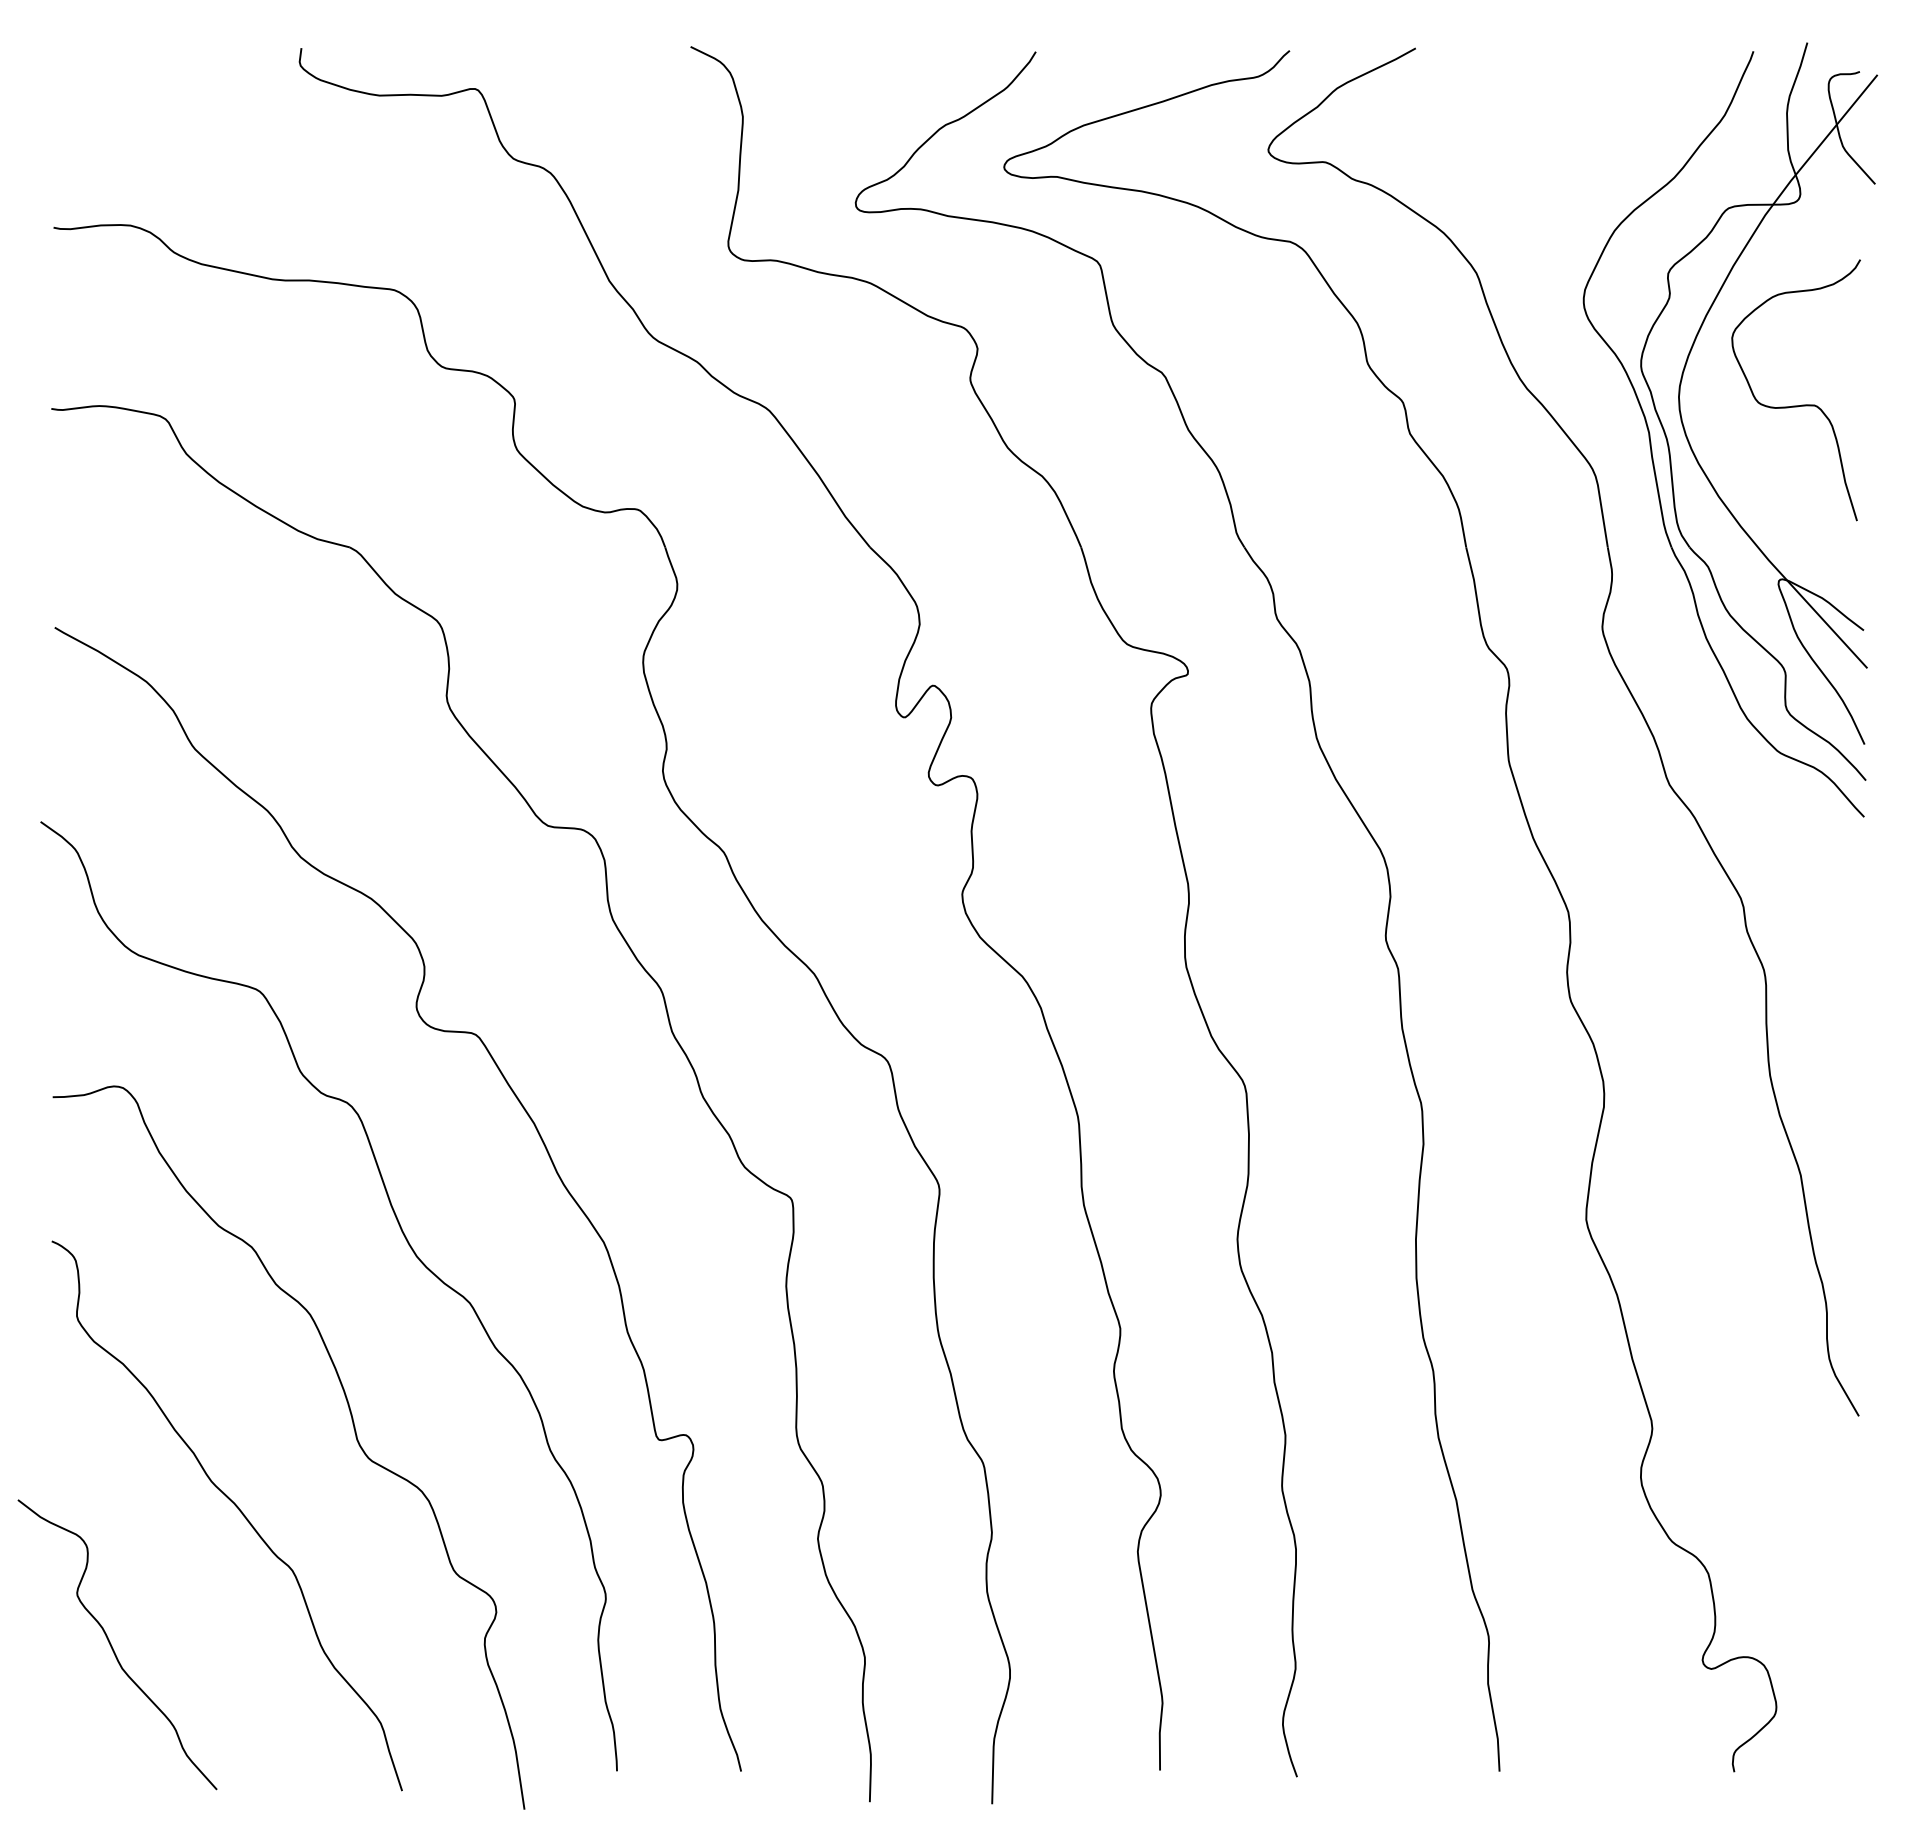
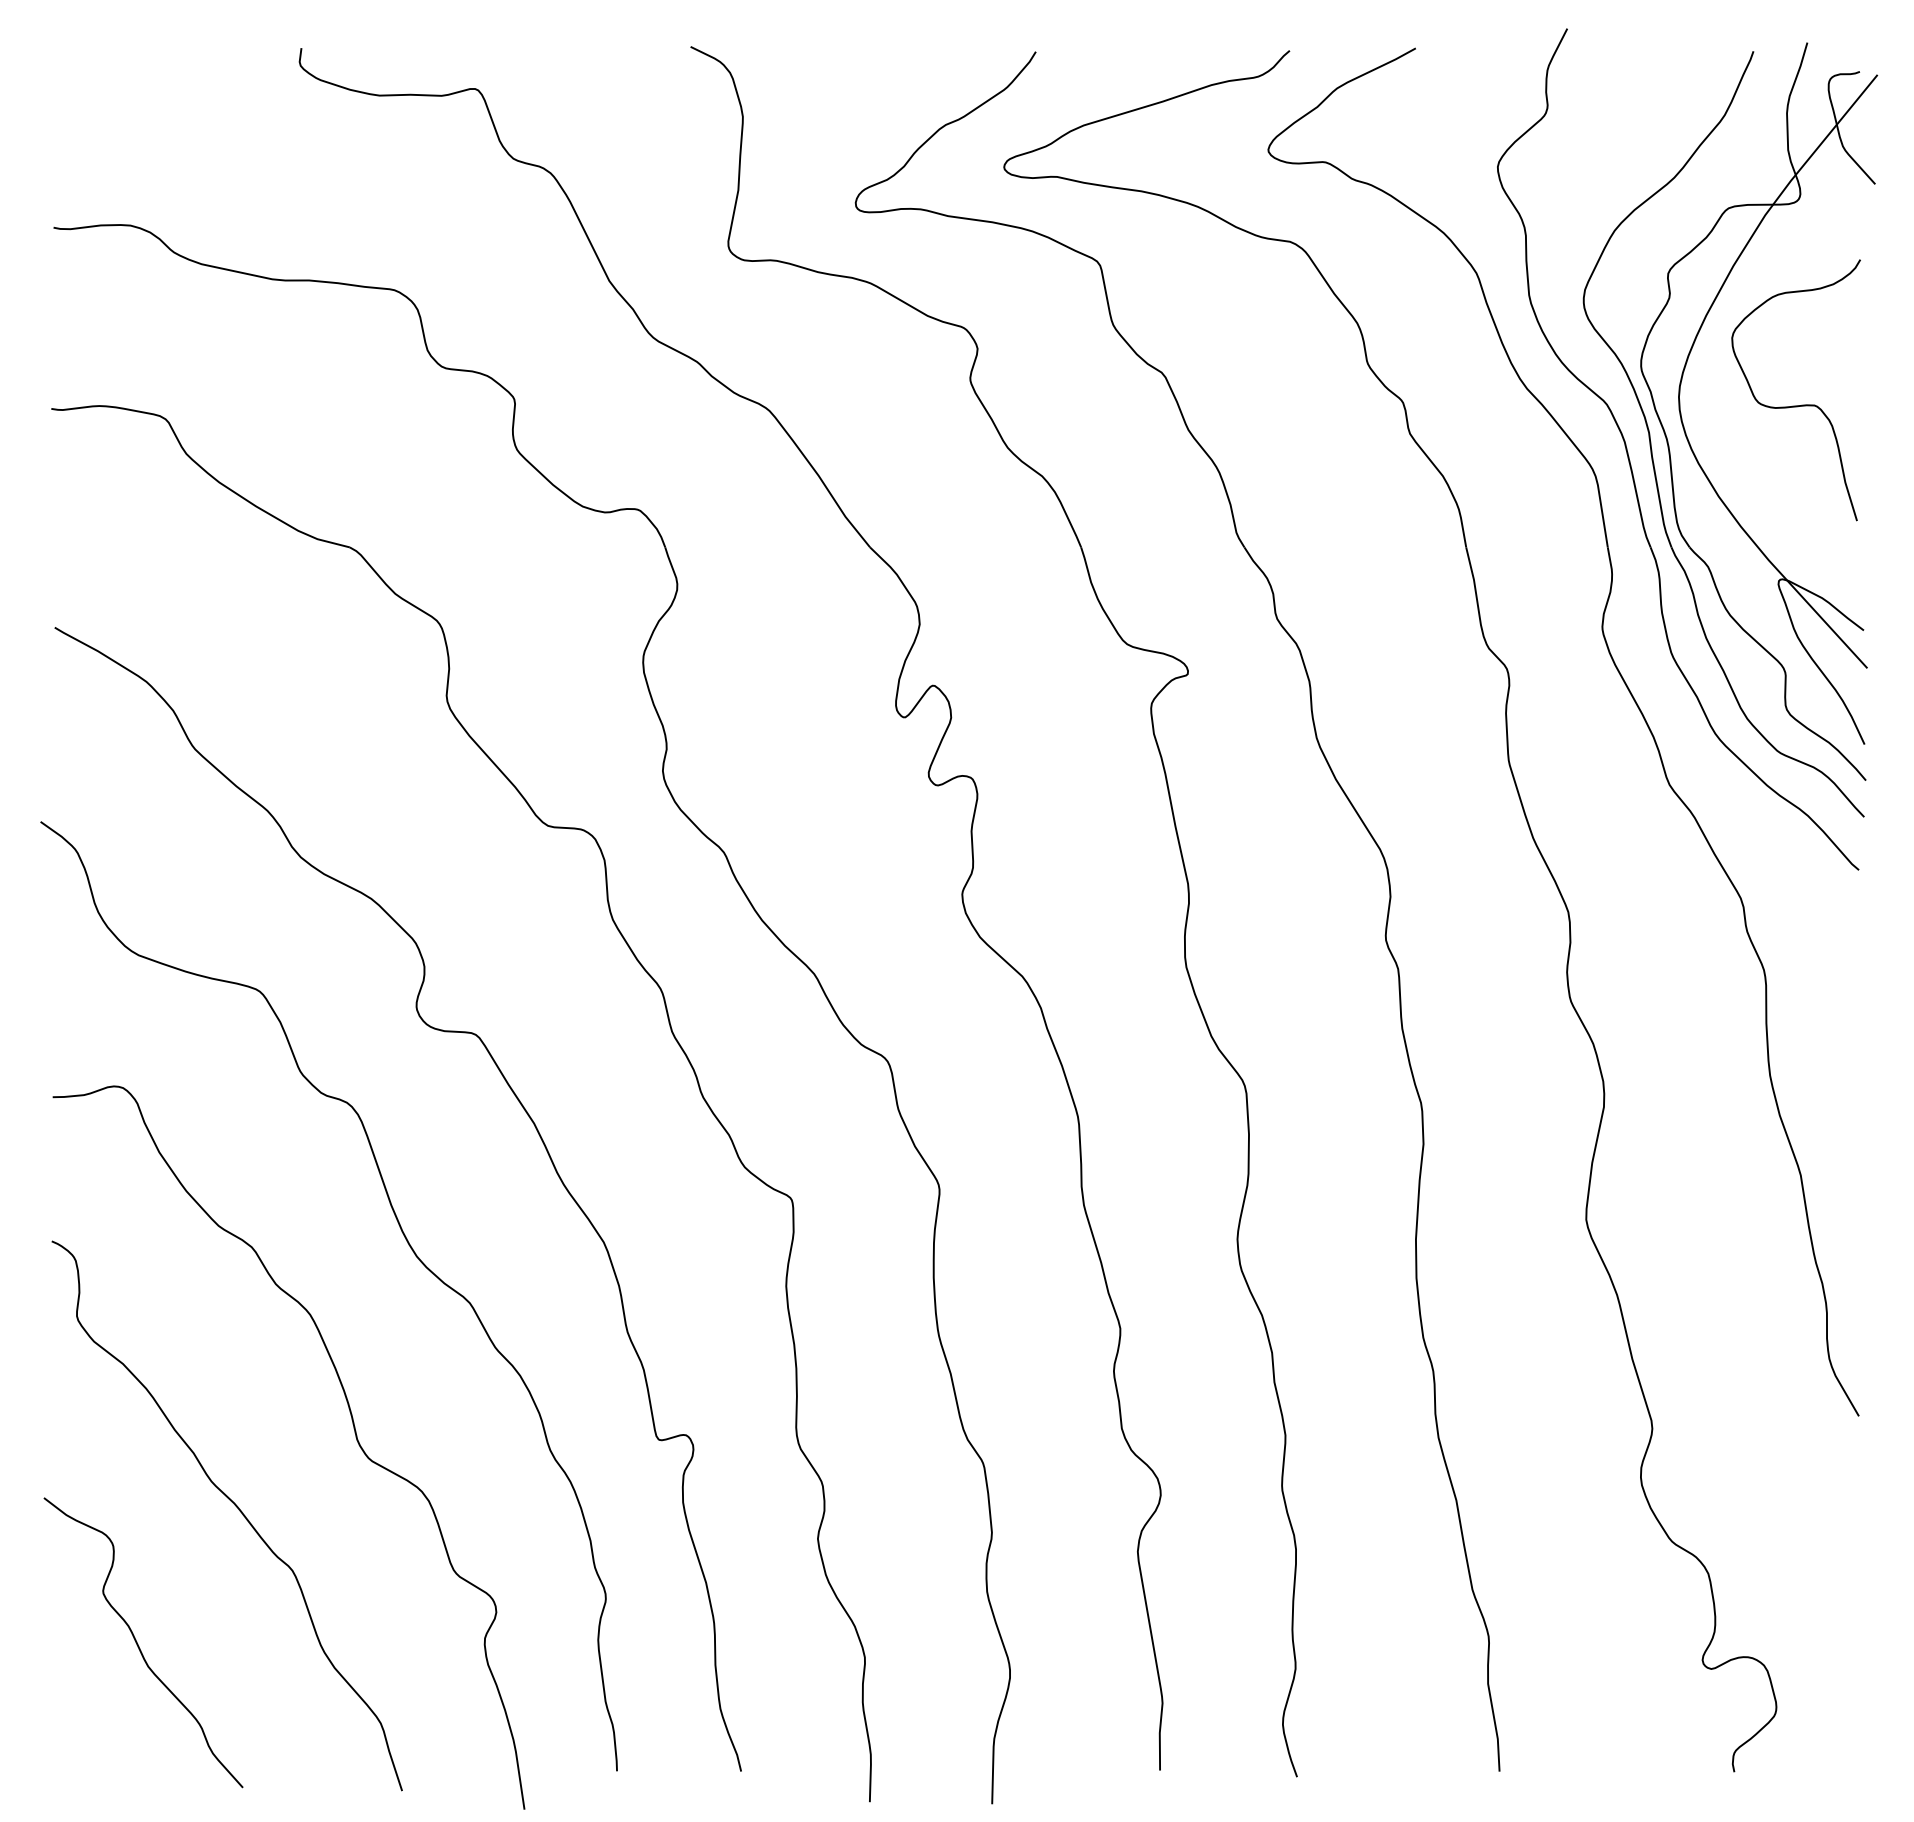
part: none -> present (1630, 460)
curve position: (112, 1646) -> (138, 1644) (138, 1644)
